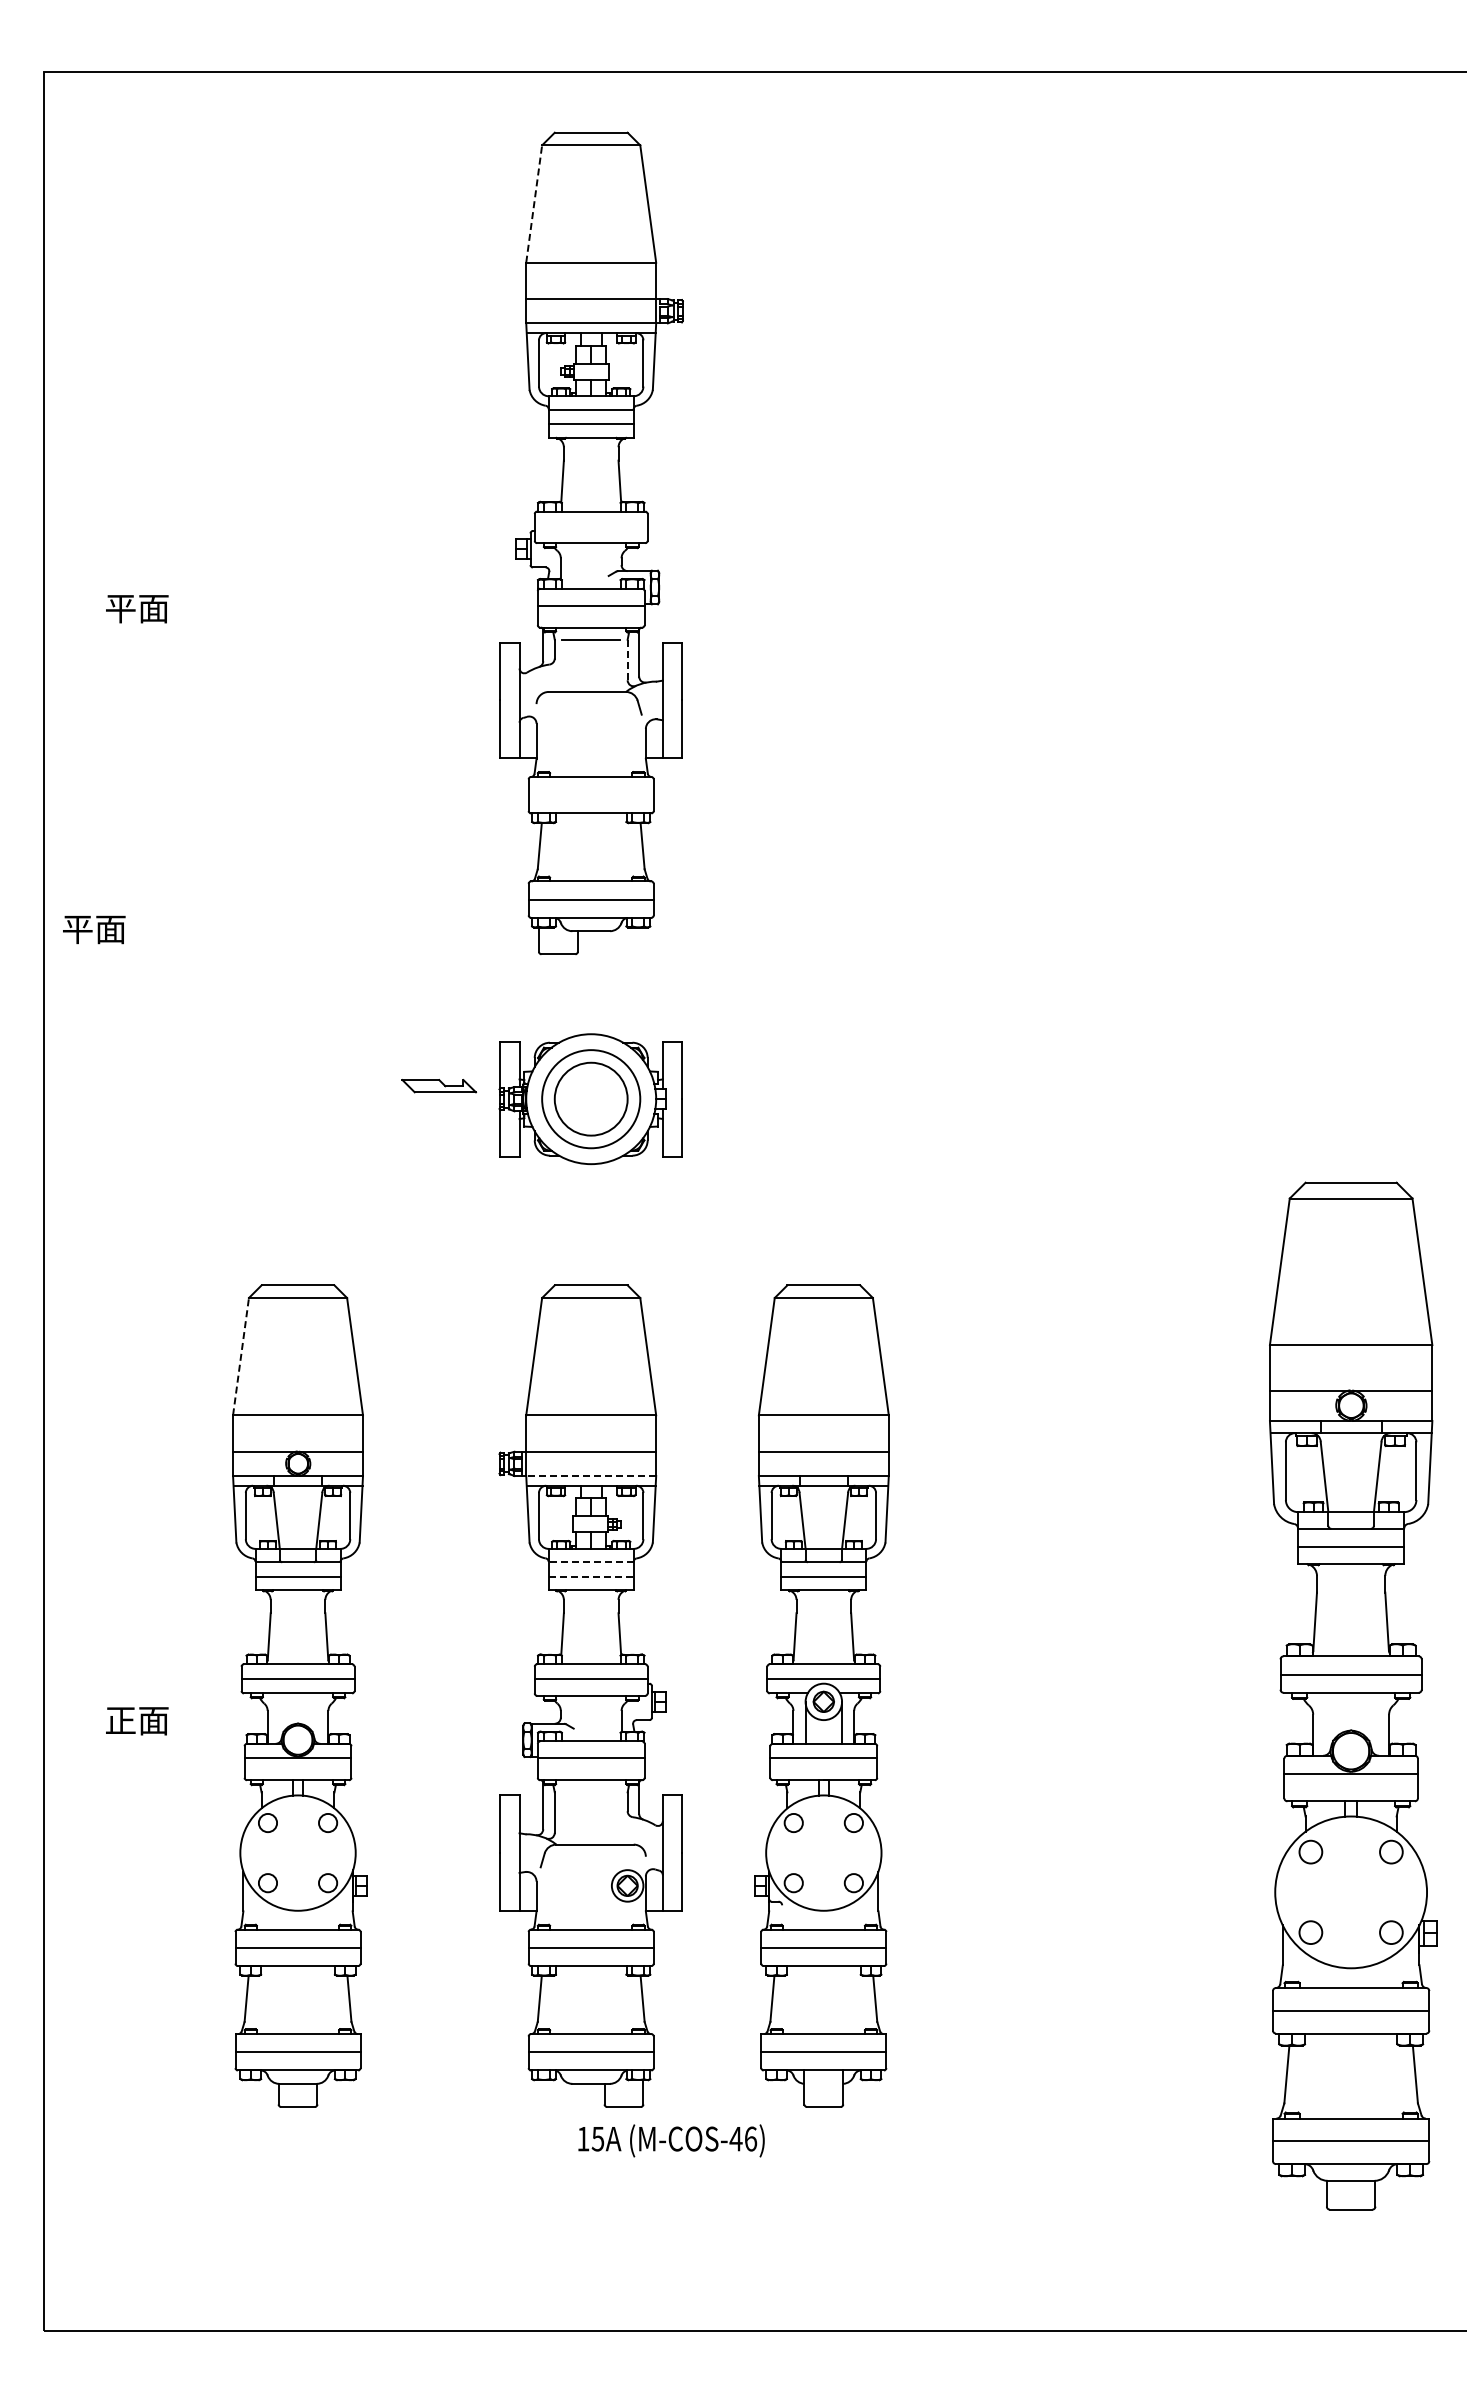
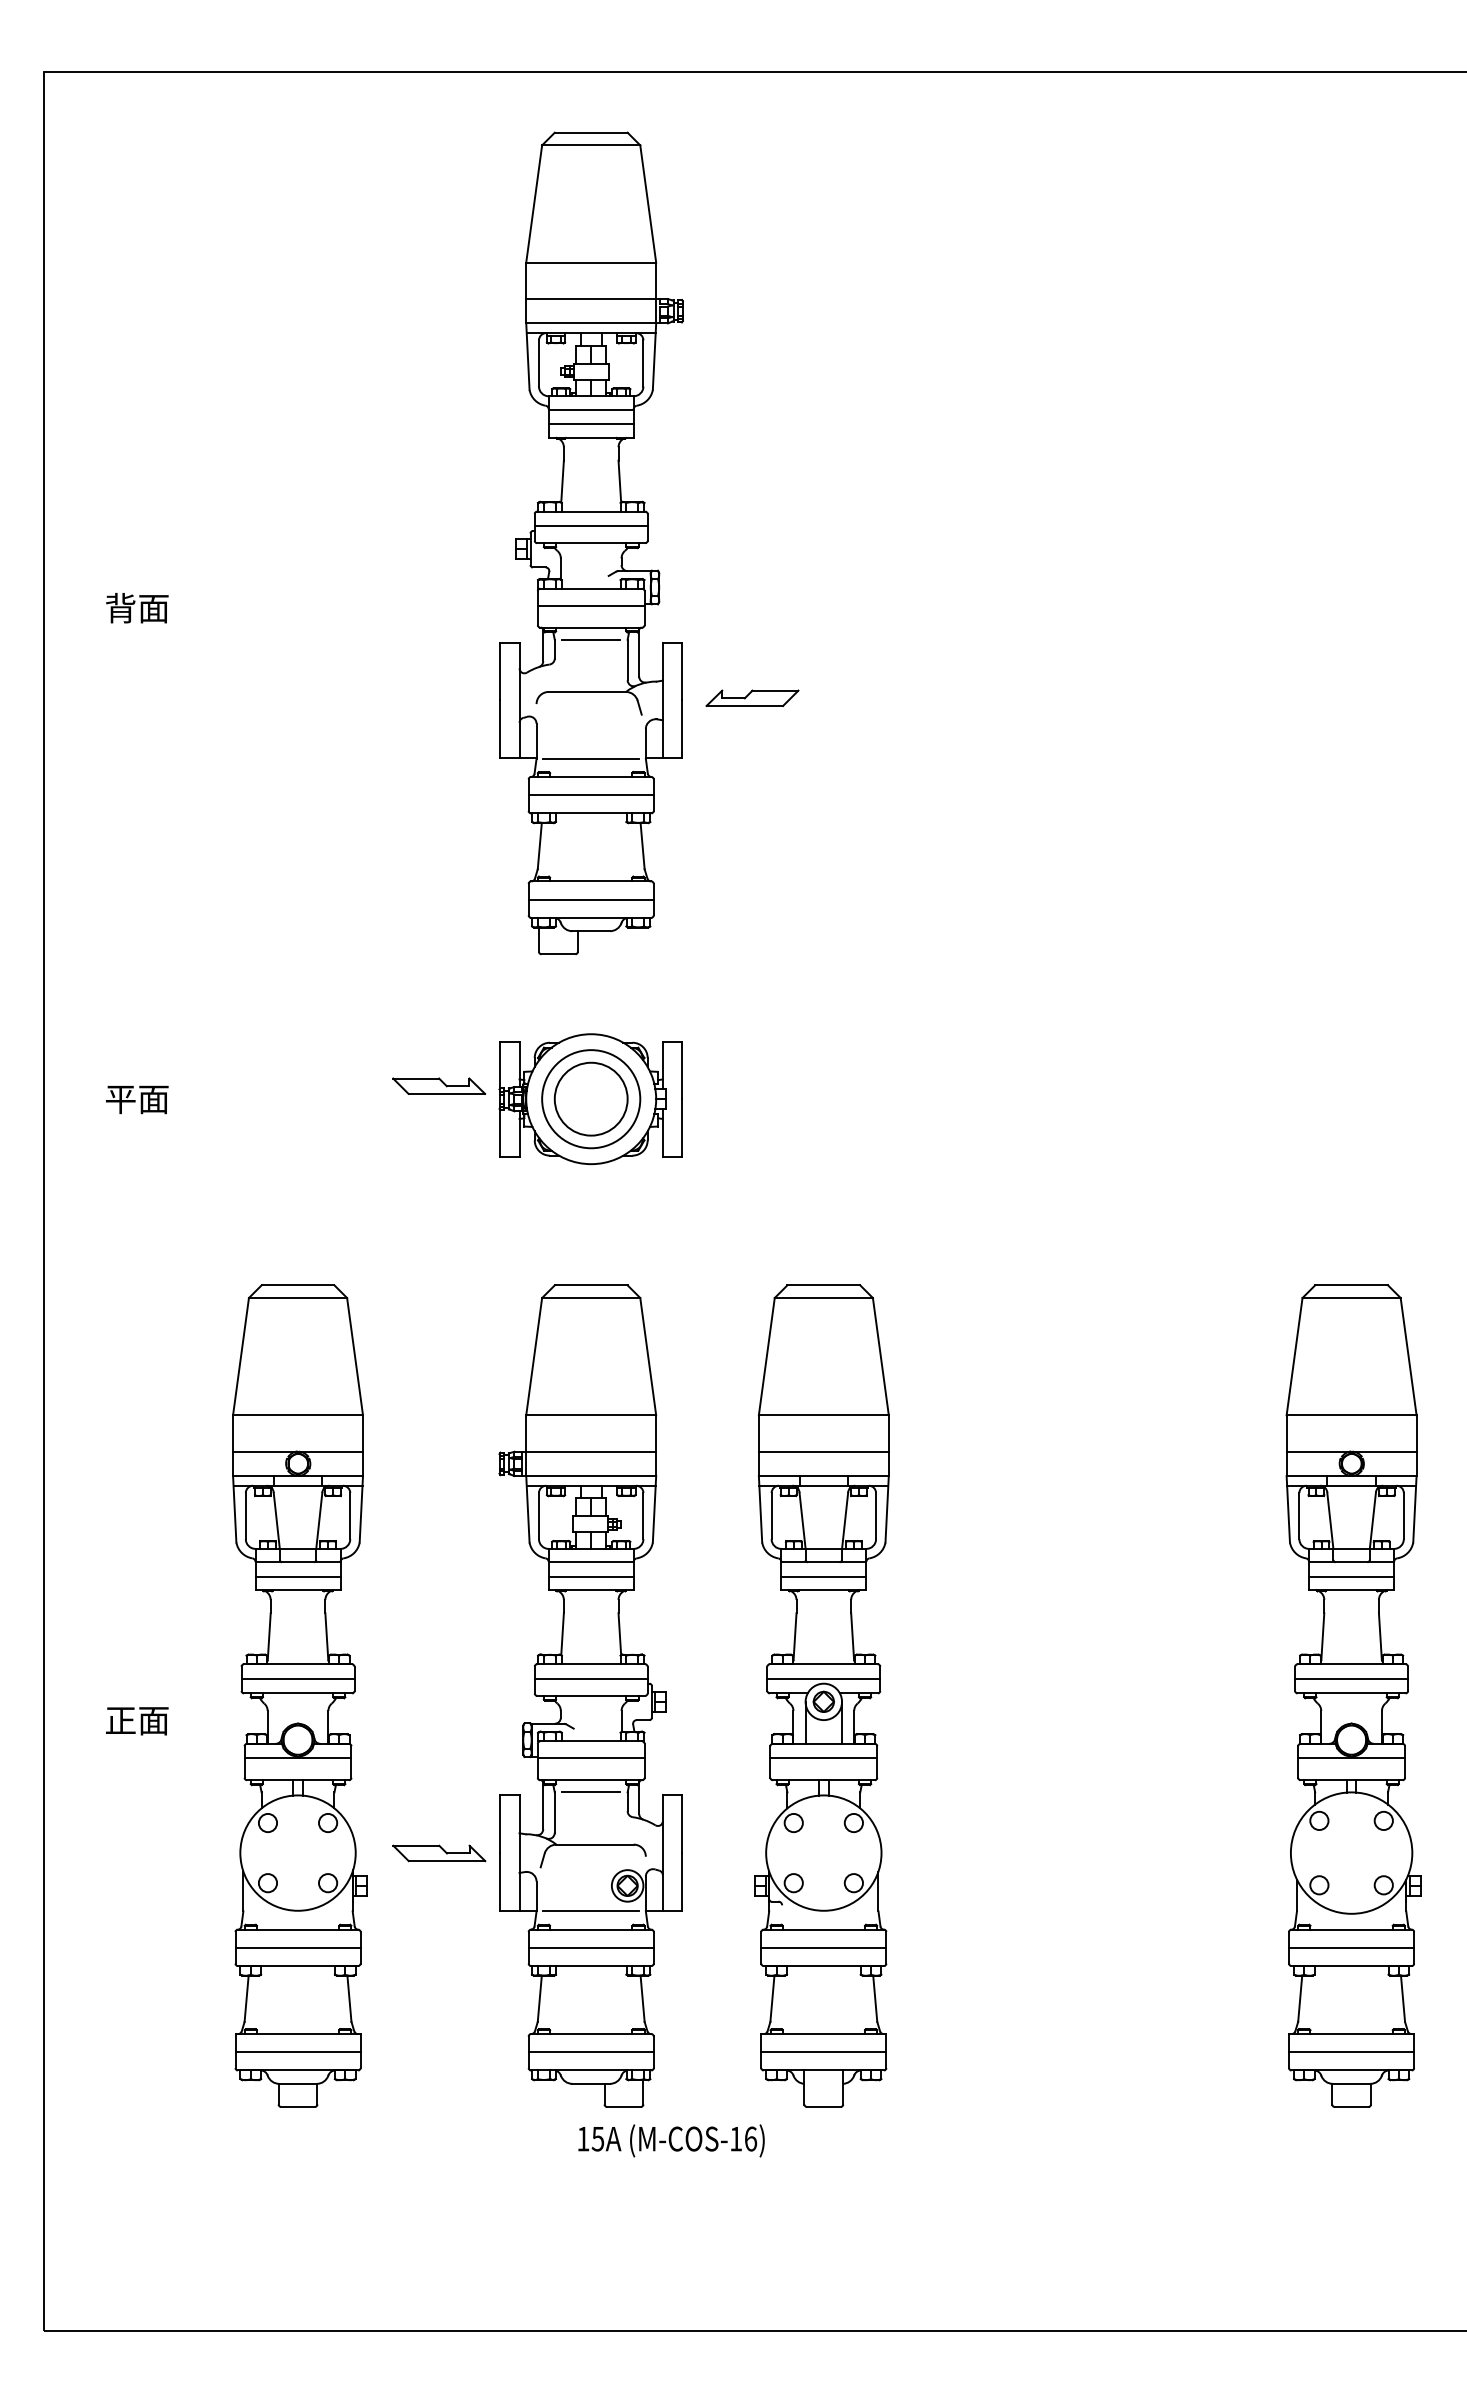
line: dashed -> solid (534, 203)
line: none -> present (590, 526)
text: 平面 -> 背面 (120, 607)
line: dashed -> solid (627, 660)
part: none -> present (752, 697)
line: none -> present (591, 758)
line: none -> present (590, 795)
text position: (94, 929) -> (137, 1099) (137, 1099)
part size: 76x15 px -> 95x18 px (439, 1085)
line: dashed -> solid (241, 1356)
line: dashed -> solid (591, 1476)
line: dashed -> solid (591, 1562)
line: dashed -> solid (591, 1576)
part size: 169x1030 px -> 137x824 px (1353, 1695)
line: none -> present (590, 1792)
part: none -> present (439, 1853)
line: none -> present (591, 1911)
text: (M-COS-46) -> (M-COS-16) (735, 2139)
